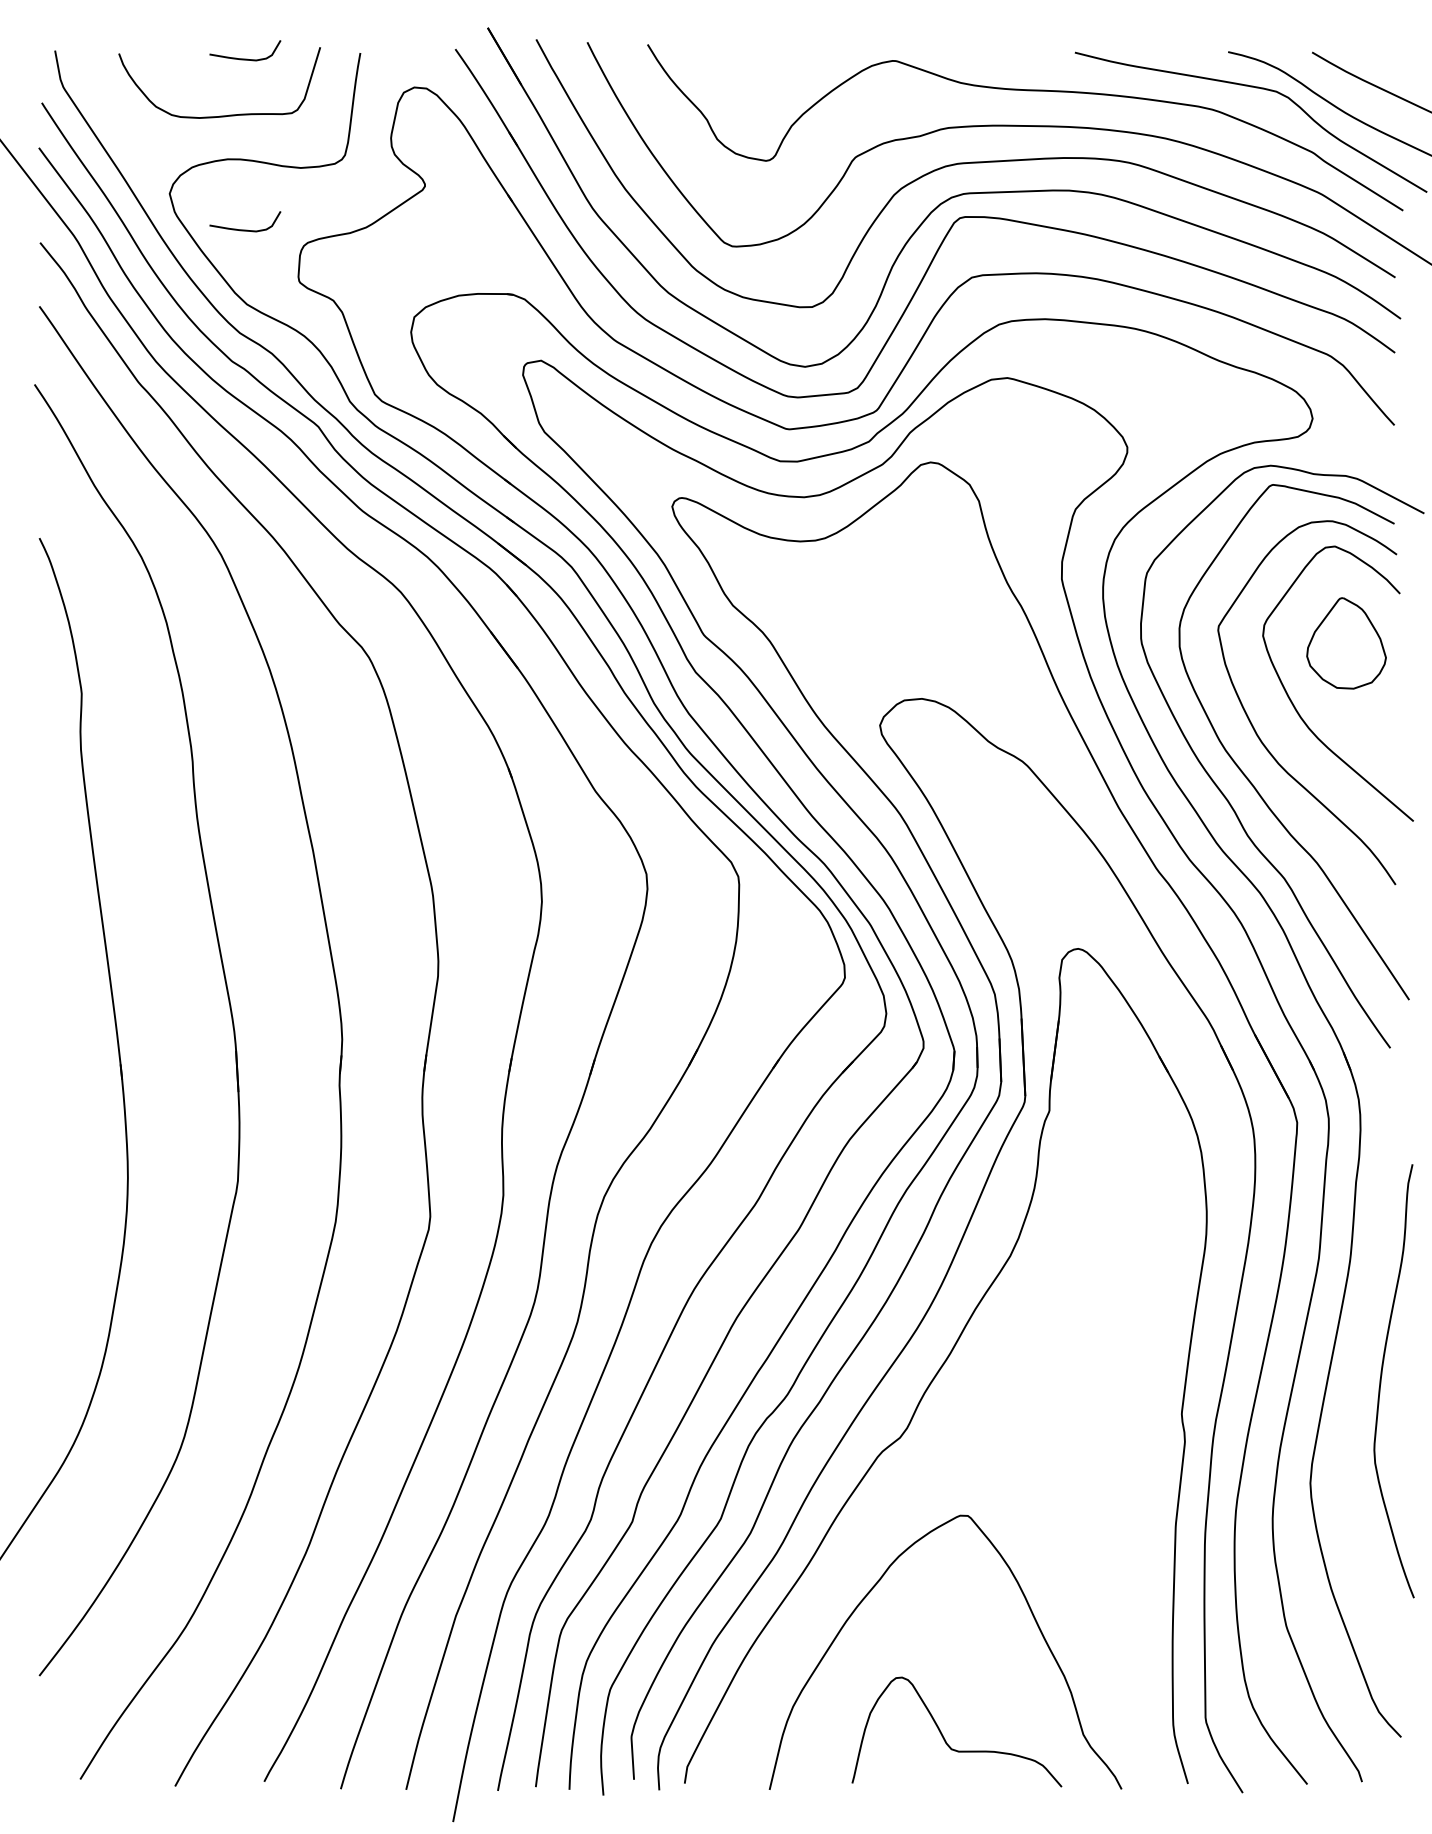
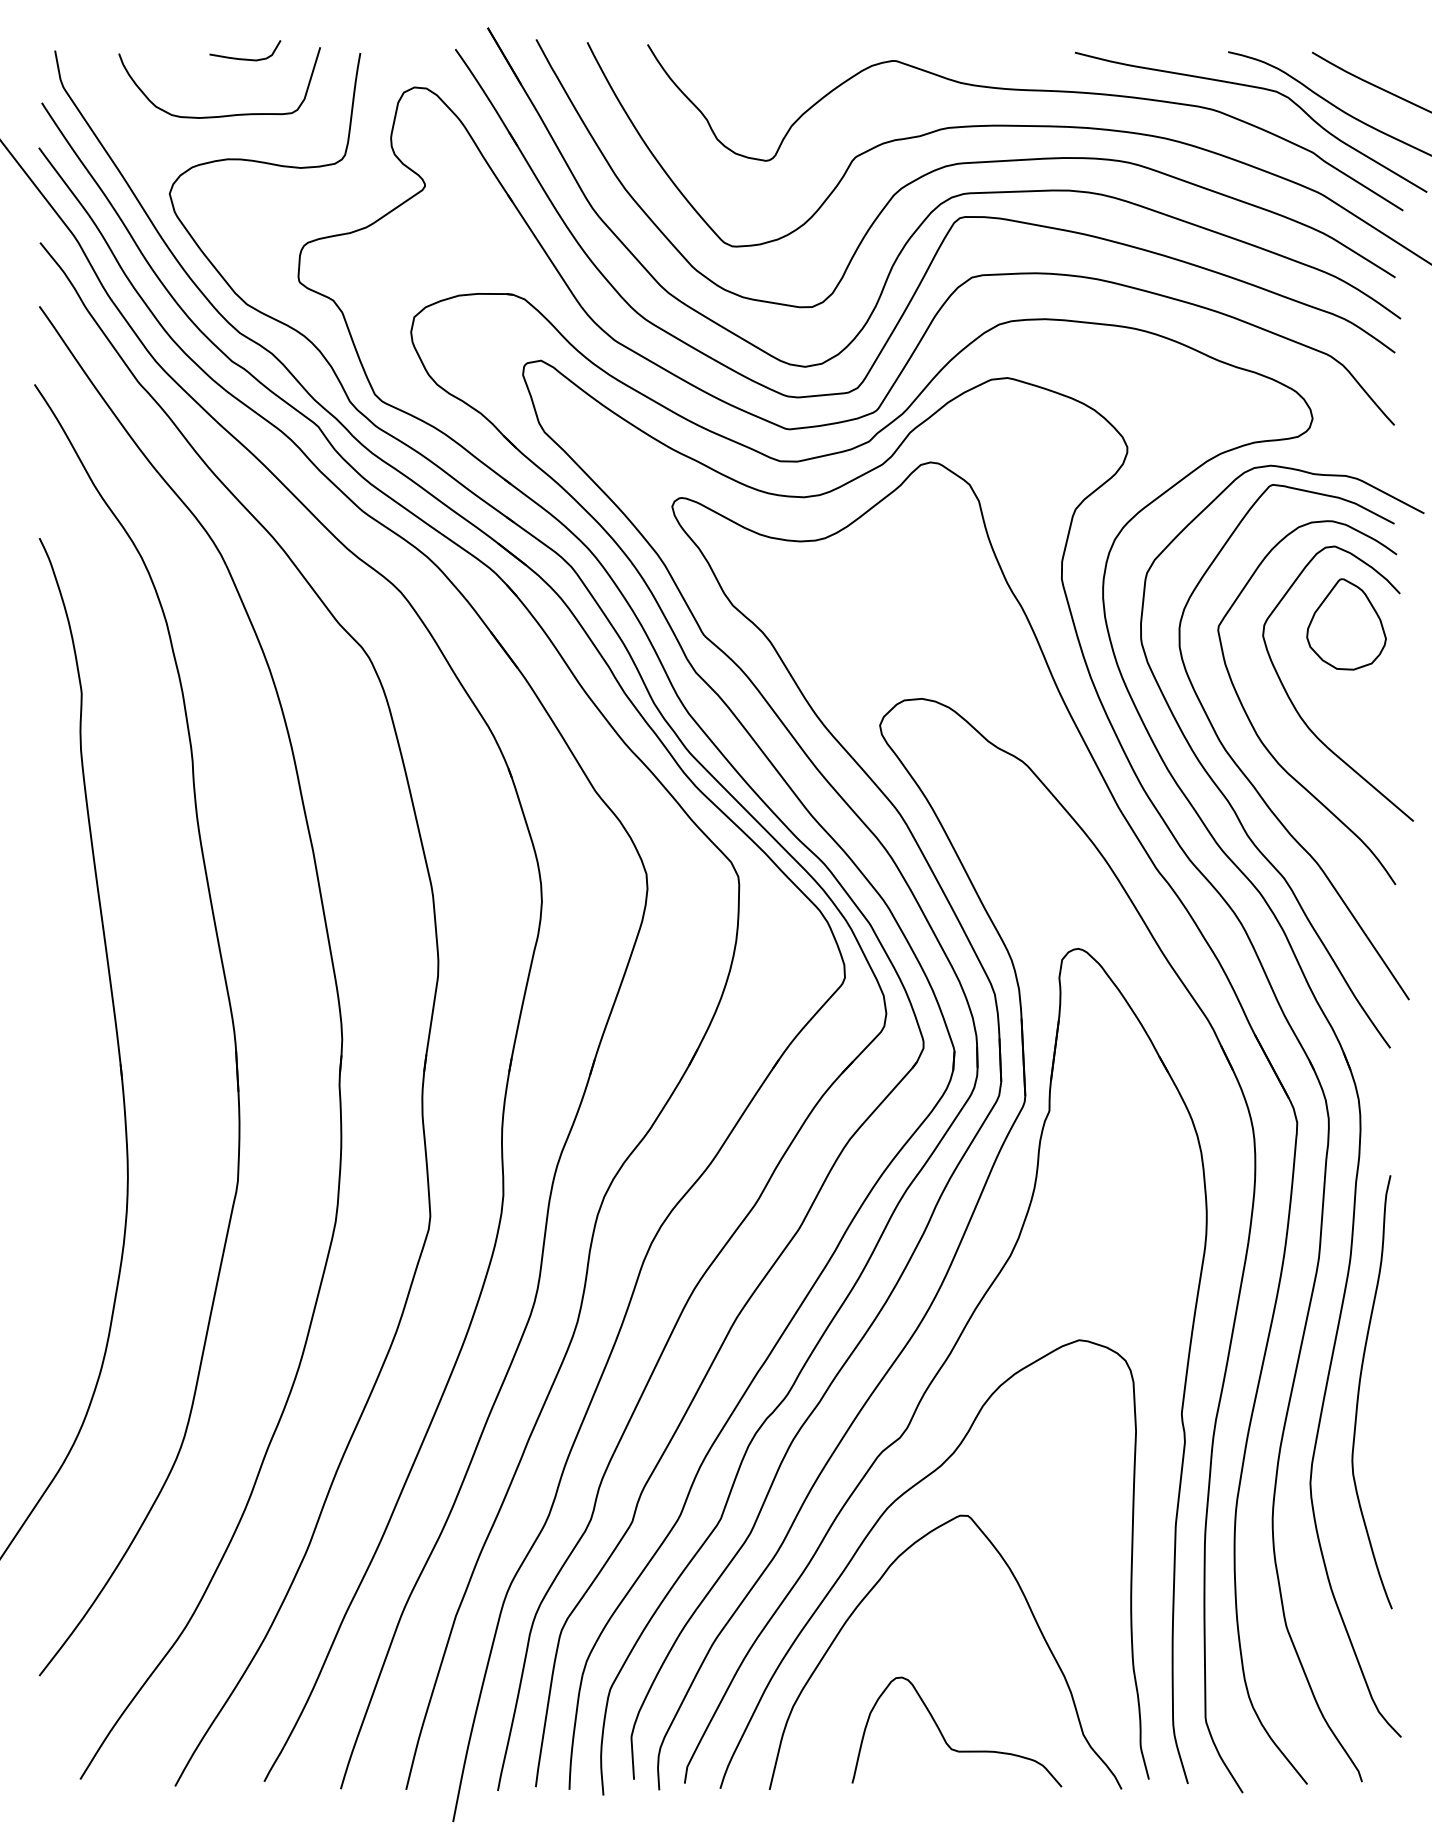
curve: present -> none (245, 229)
part position: (1346, 643) -> (1346, 624) (1346, 624)
curve position: (1381, 1381) -> (1359, 1392) (1359, 1392)
curve: none -> present (879, 1520)
